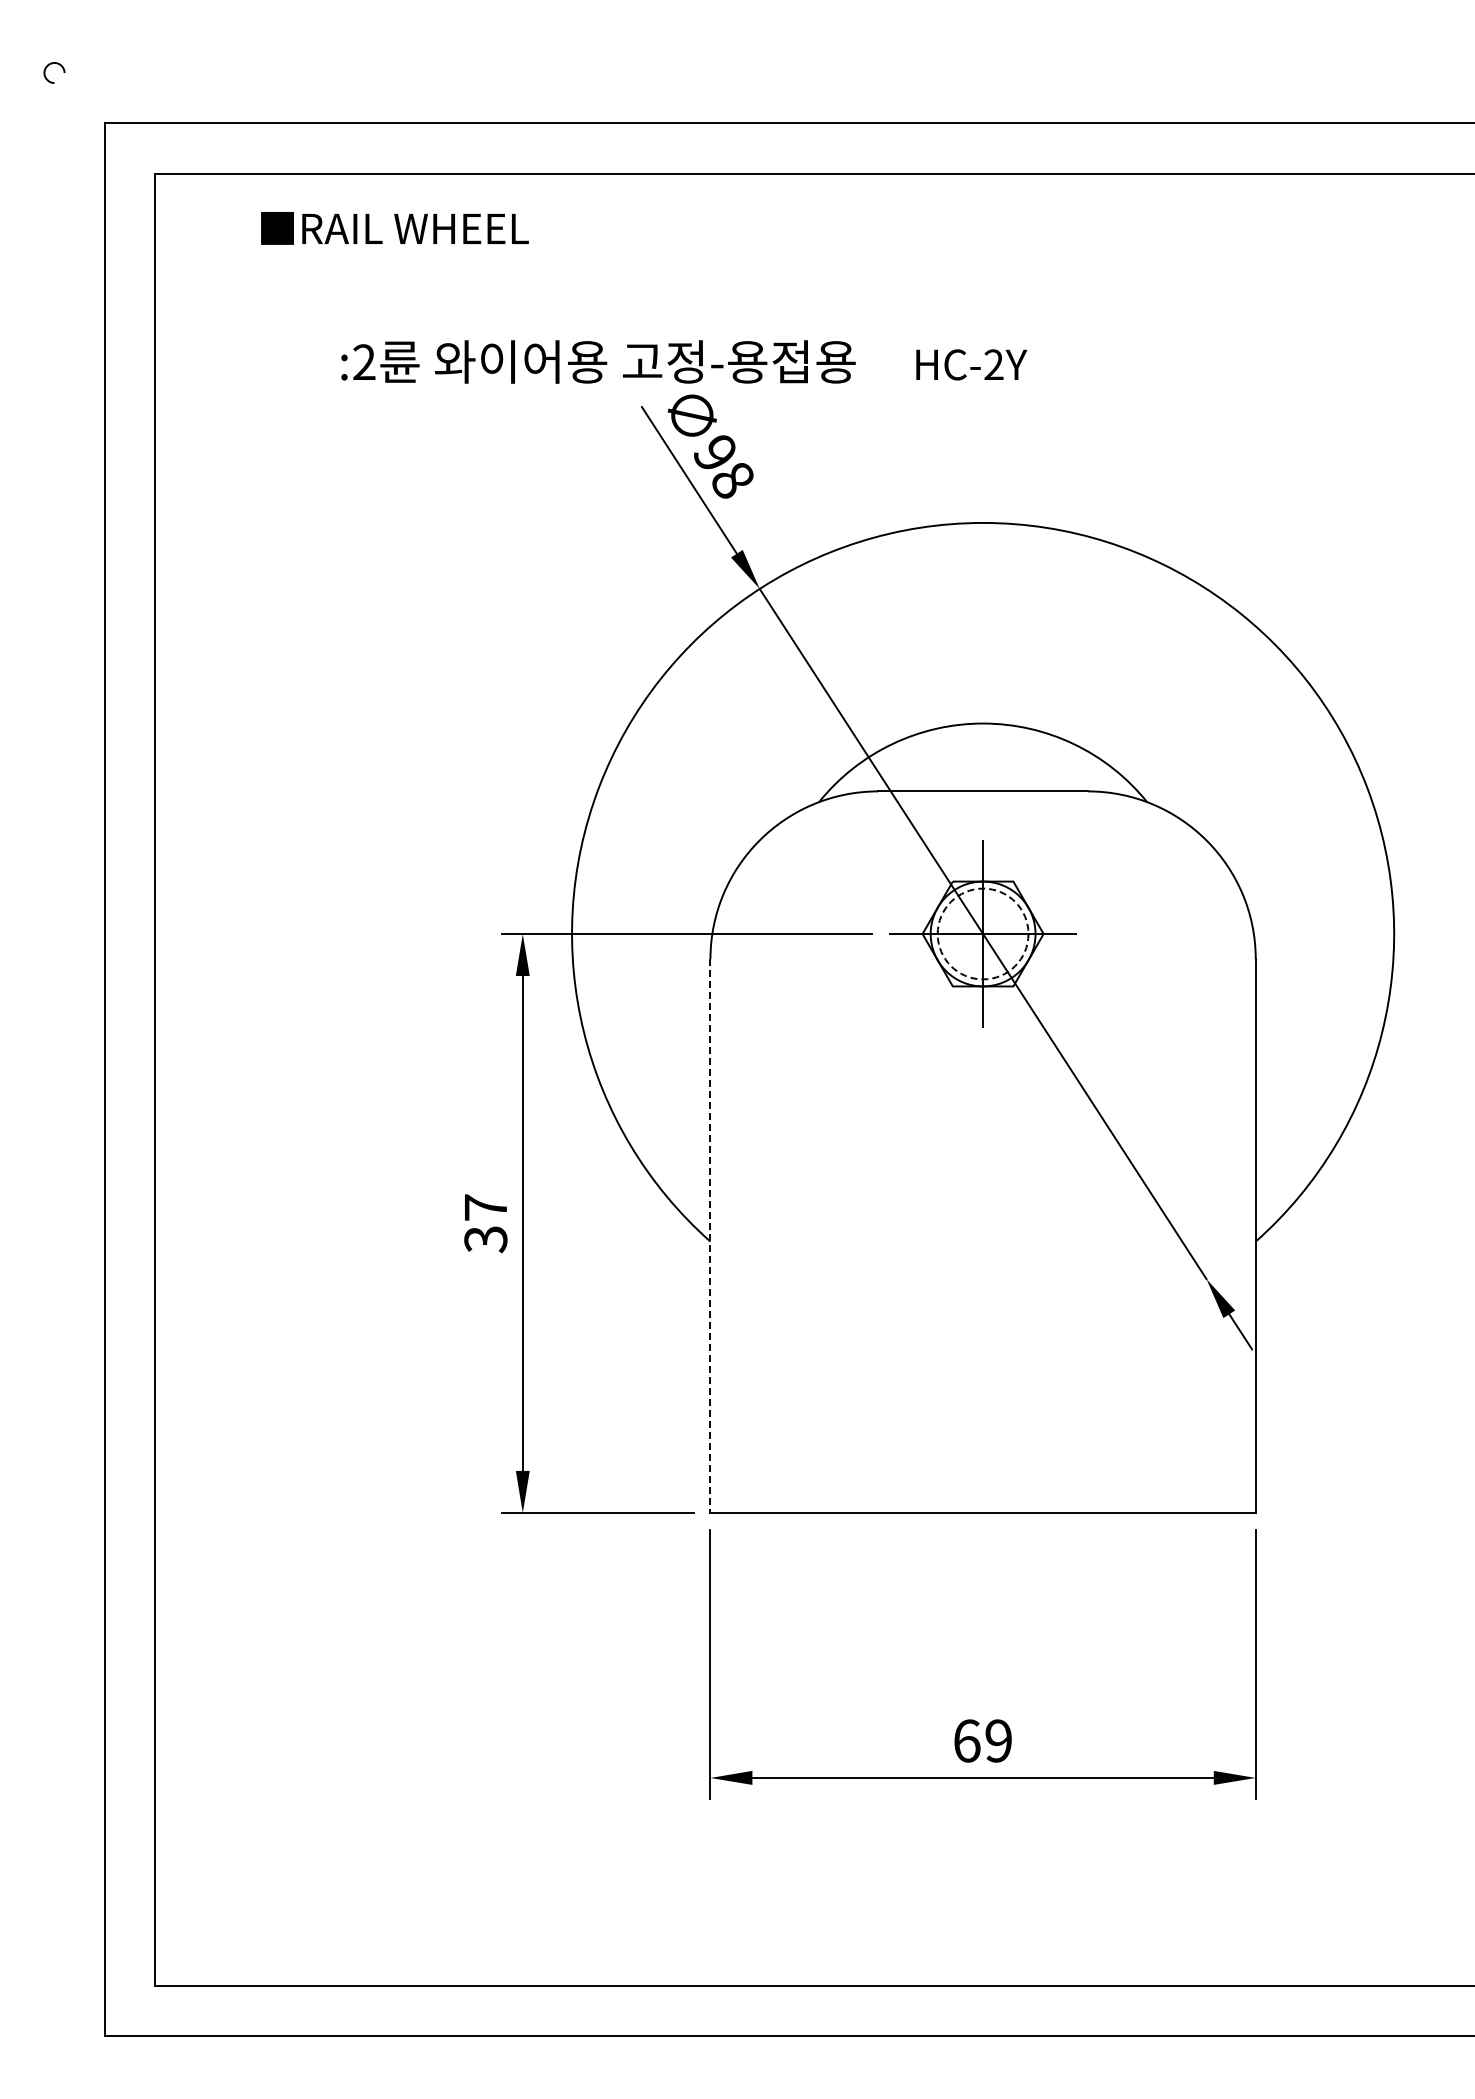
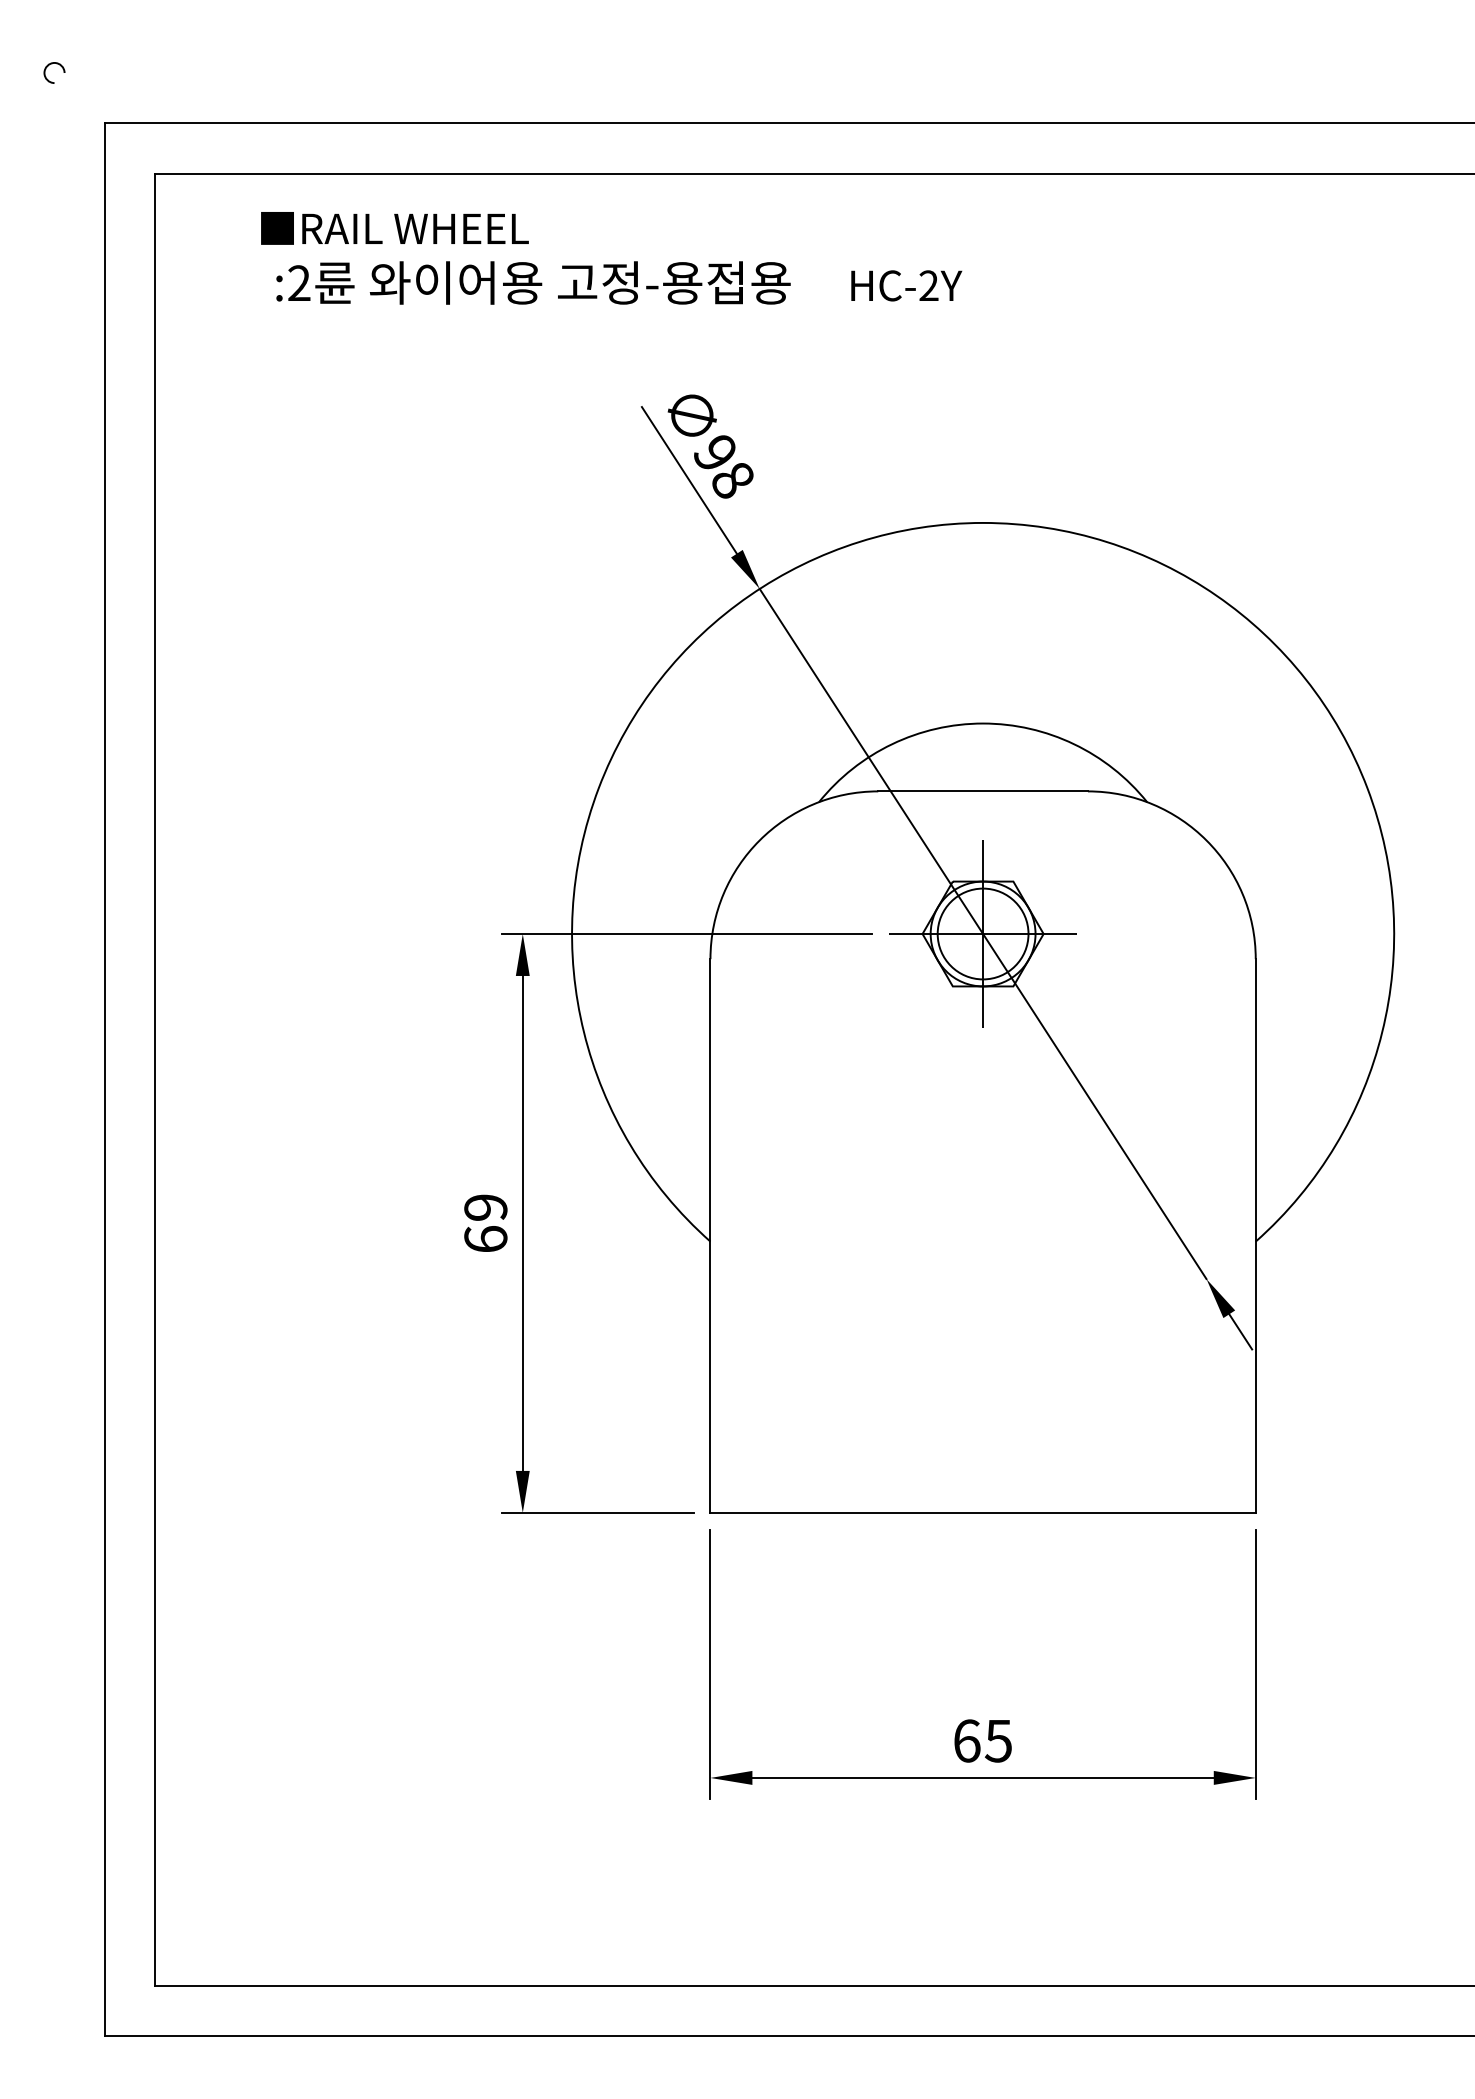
text position: (684, 361) -> (619, 282) (619, 282)
circle: dashed -> solid (982, 933)
text: 37 -> 69 (485, 1223)
line: dashed -> solid (710, 1236)
text: 69 -> 65 (997, 1740)
